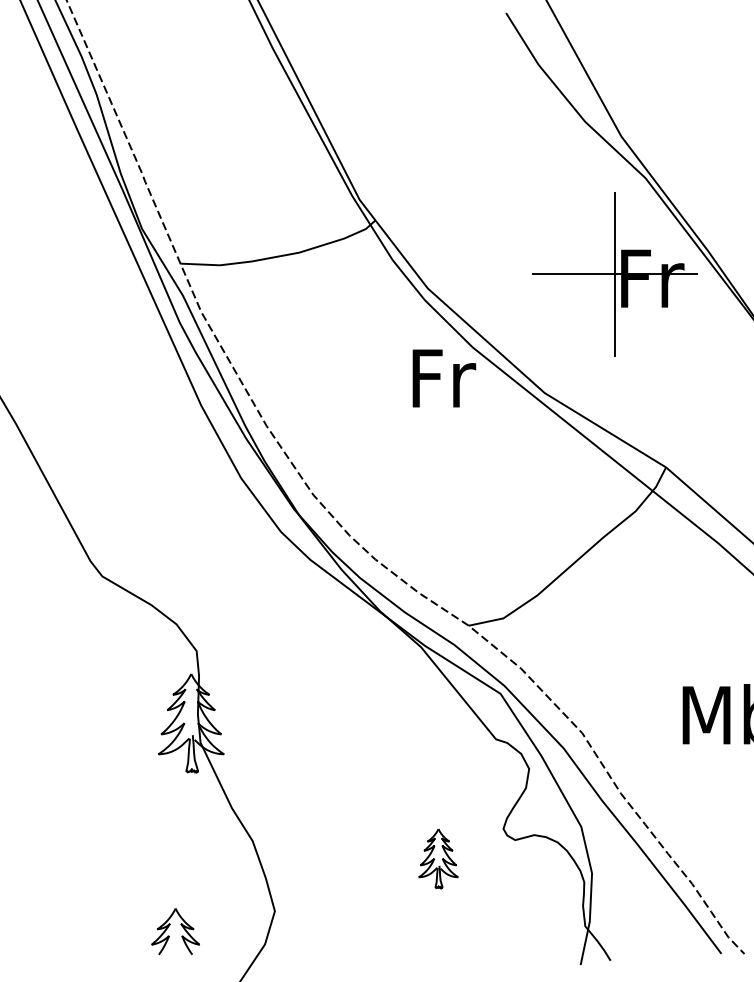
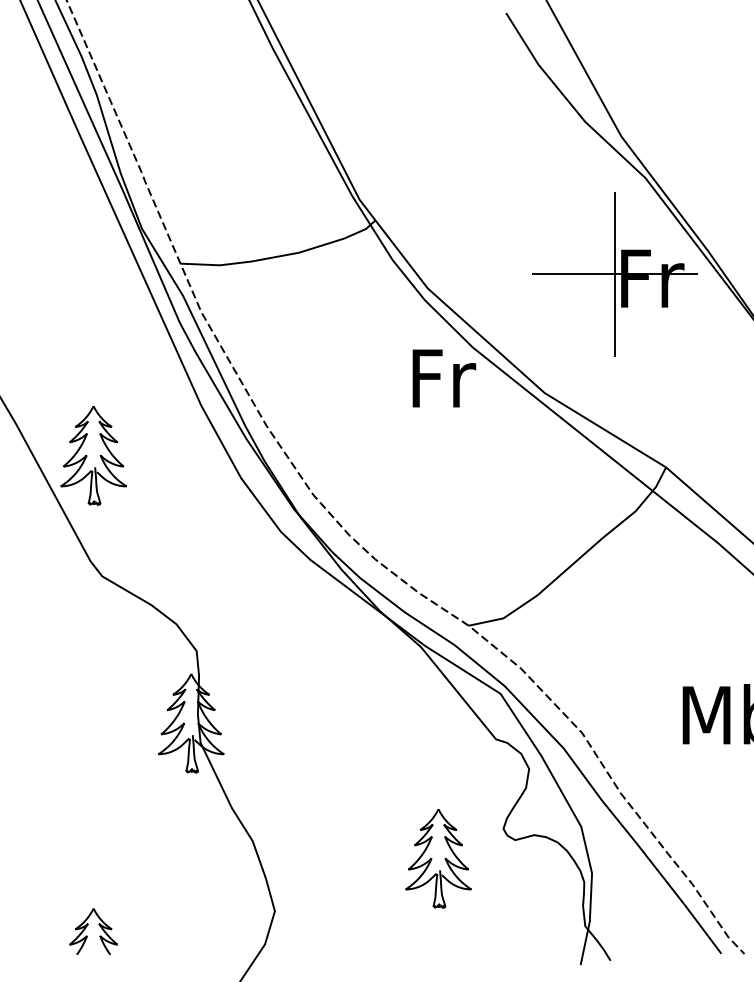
part: none -> present (93, 455)
part size: 41x61 px -> 67x100 px (438, 858)
part position: (168, 928) -> (86, 928) (86, 928)
